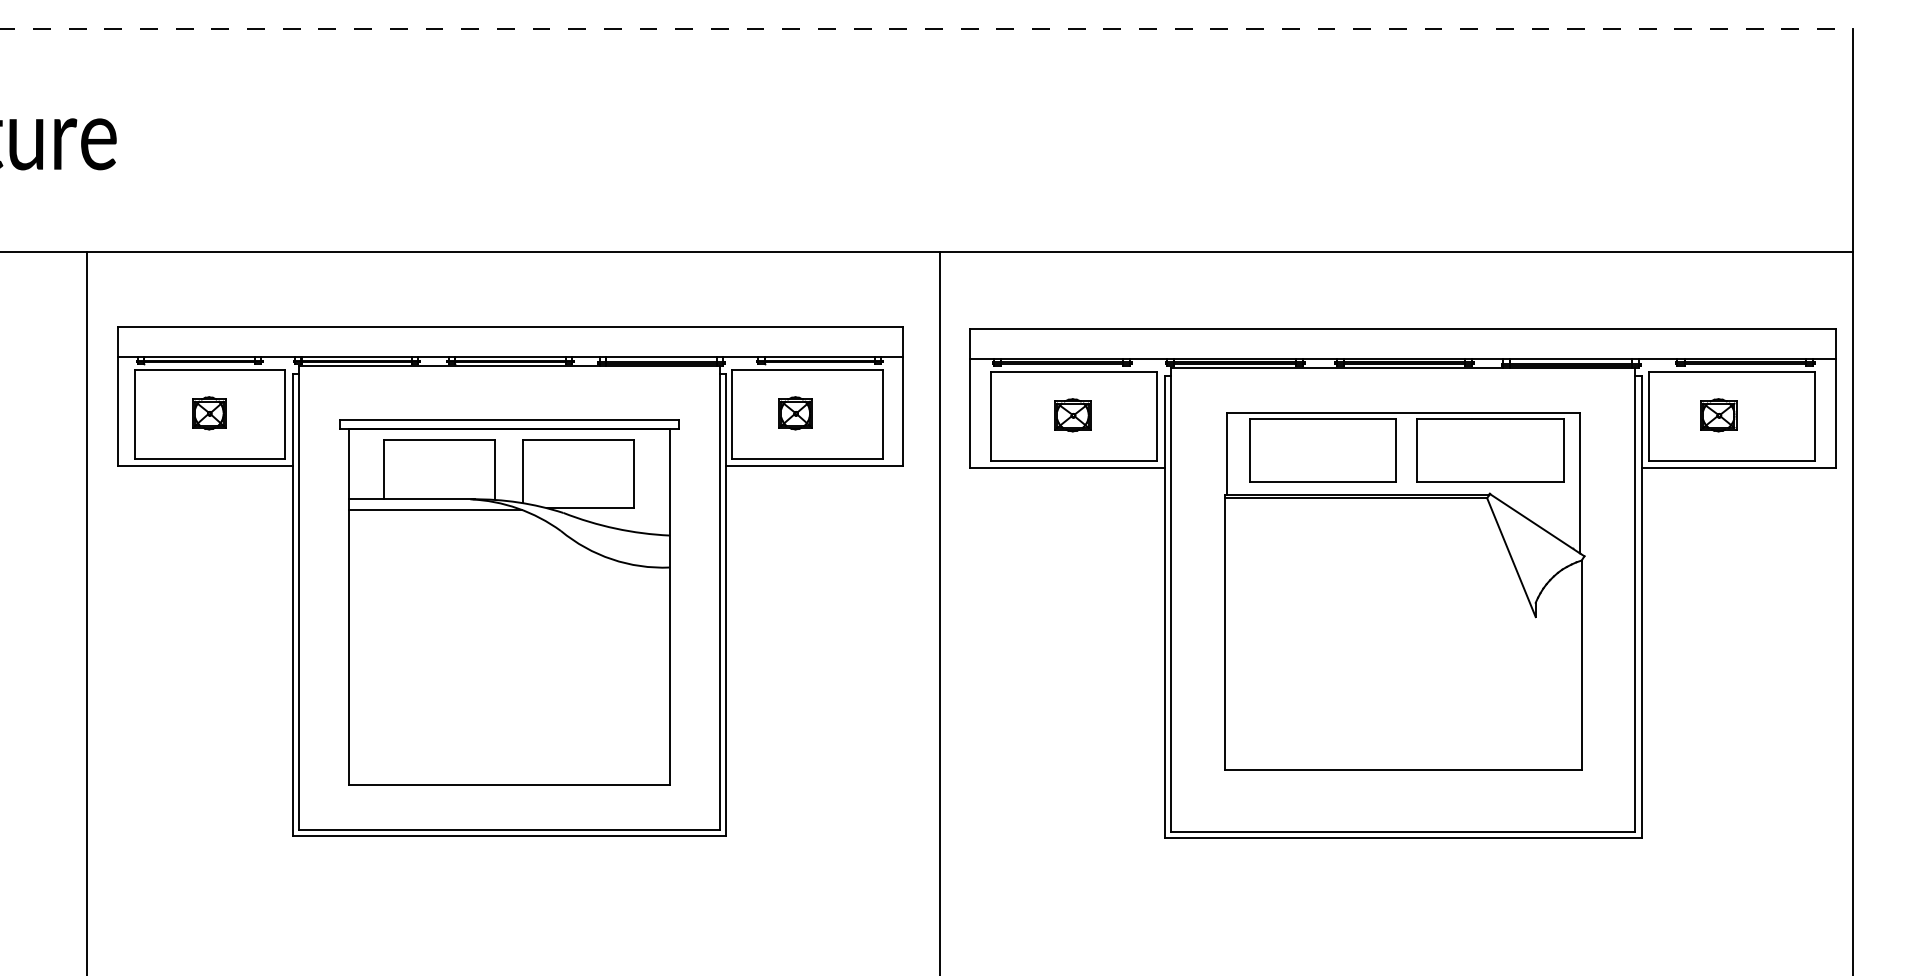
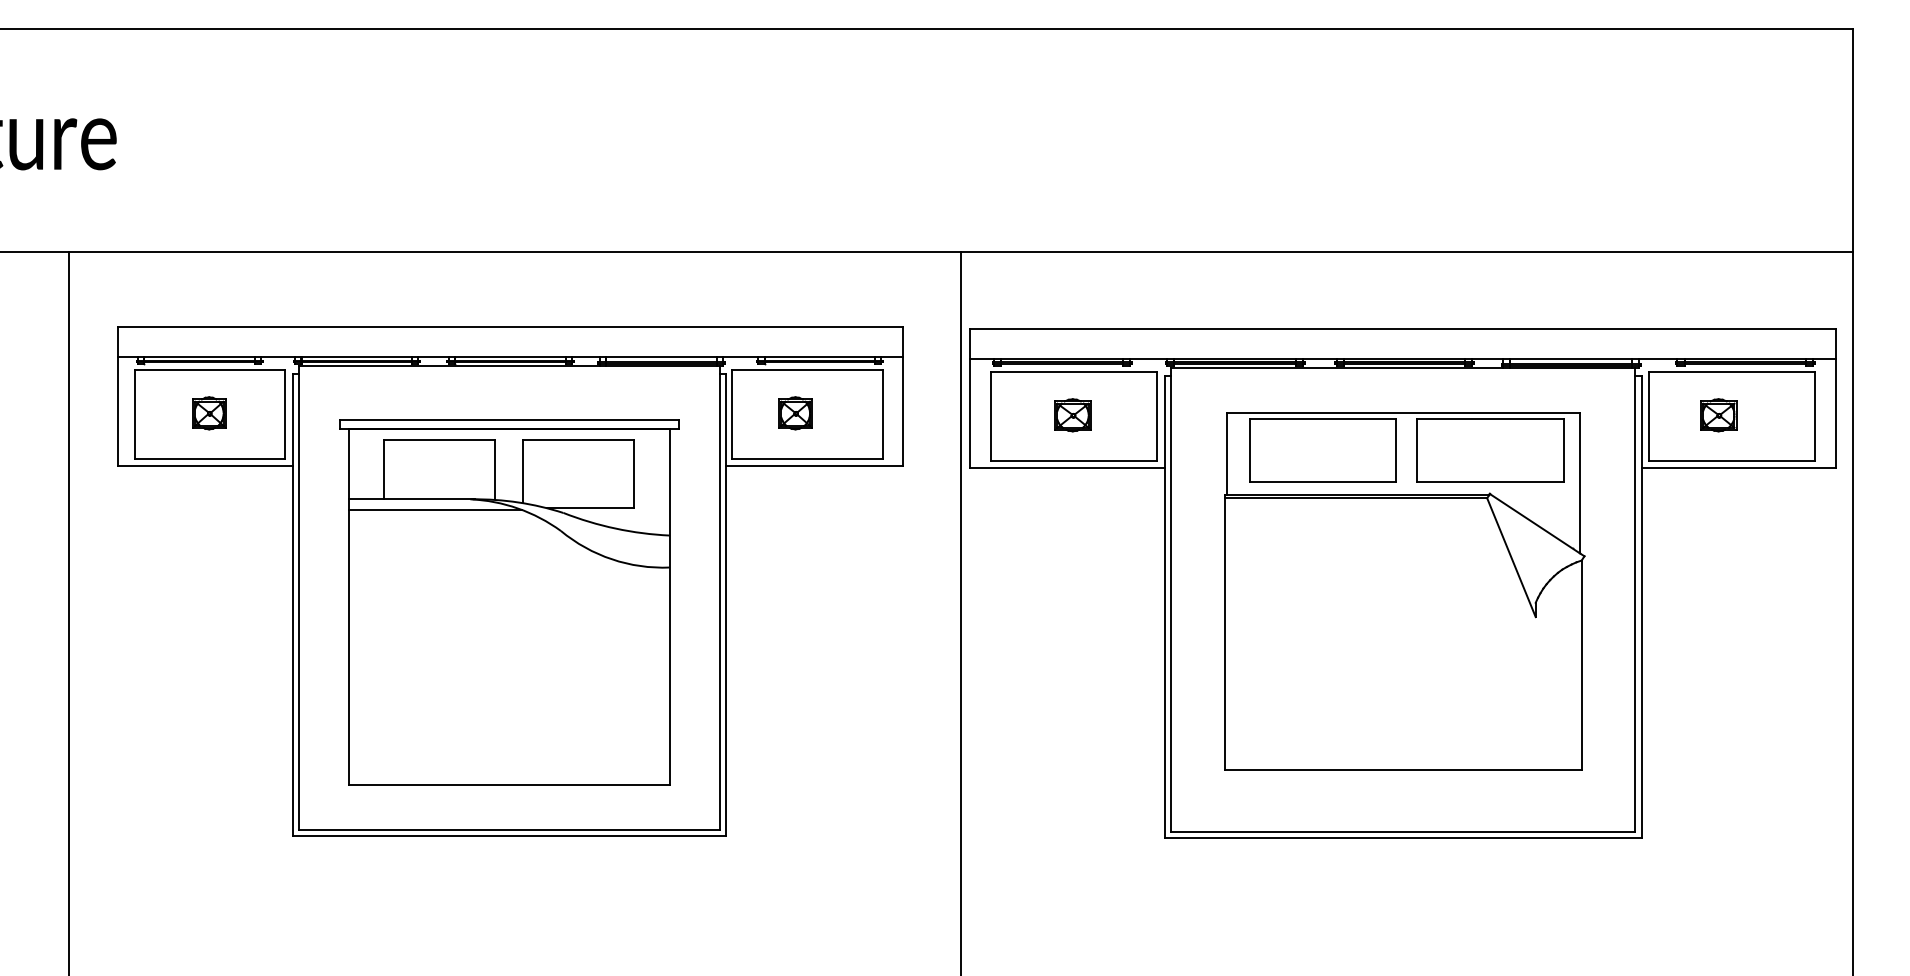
line: dashed -> solid (926, 29)
line position: (86, 612) -> (68, 612) (68, 612)
line position: (939, 612) -> (960, 612) (960, 612)
